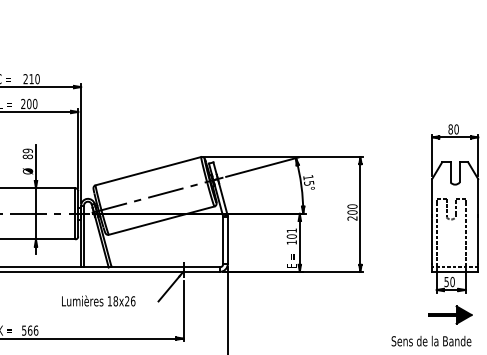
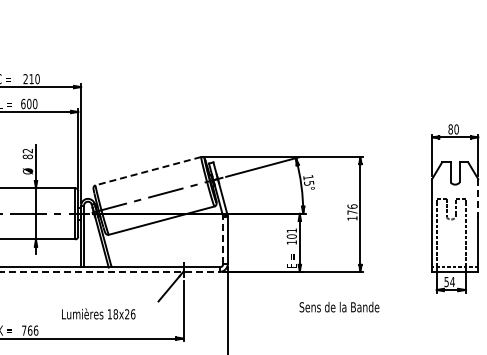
text: 200 -> 600 (23, 104)
text: 89 -> 82 (27, 150)
line: solid -> dashed (148, 171)
line: solid -> dashed (478, 197)
text: 200 -> 176 (352, 212)
line: solid -> dashed (223, 240)
line: solid -> dashed (110, 271)
text: 50 -> 54 (452, 281)
text position: (98, 300) -> (98, 313) (98, 313)
part: present -> none (450, 314)
text: 566 -> 766 (24, 330)
text position: (431, 340) -> (339, 306) (339, 306)
